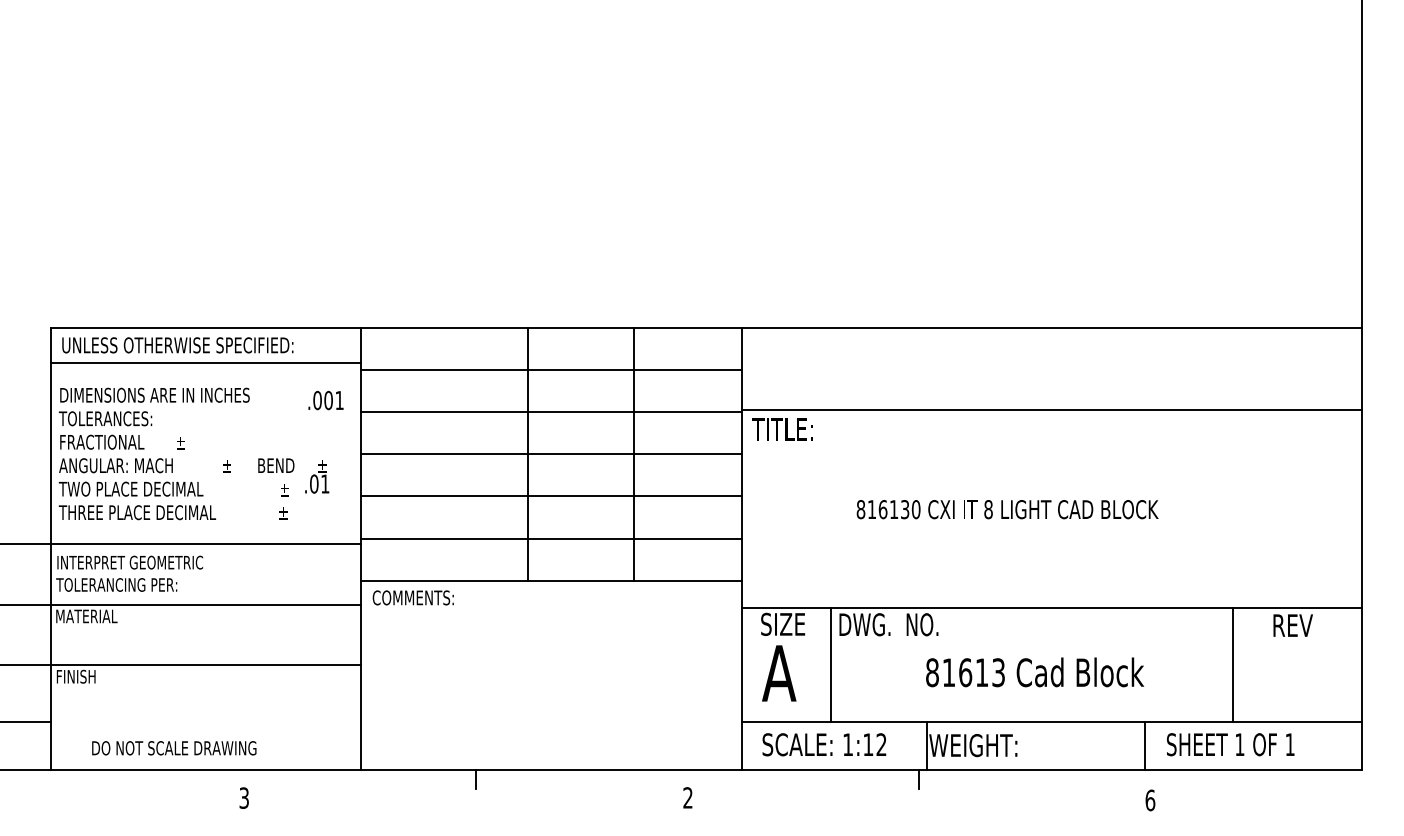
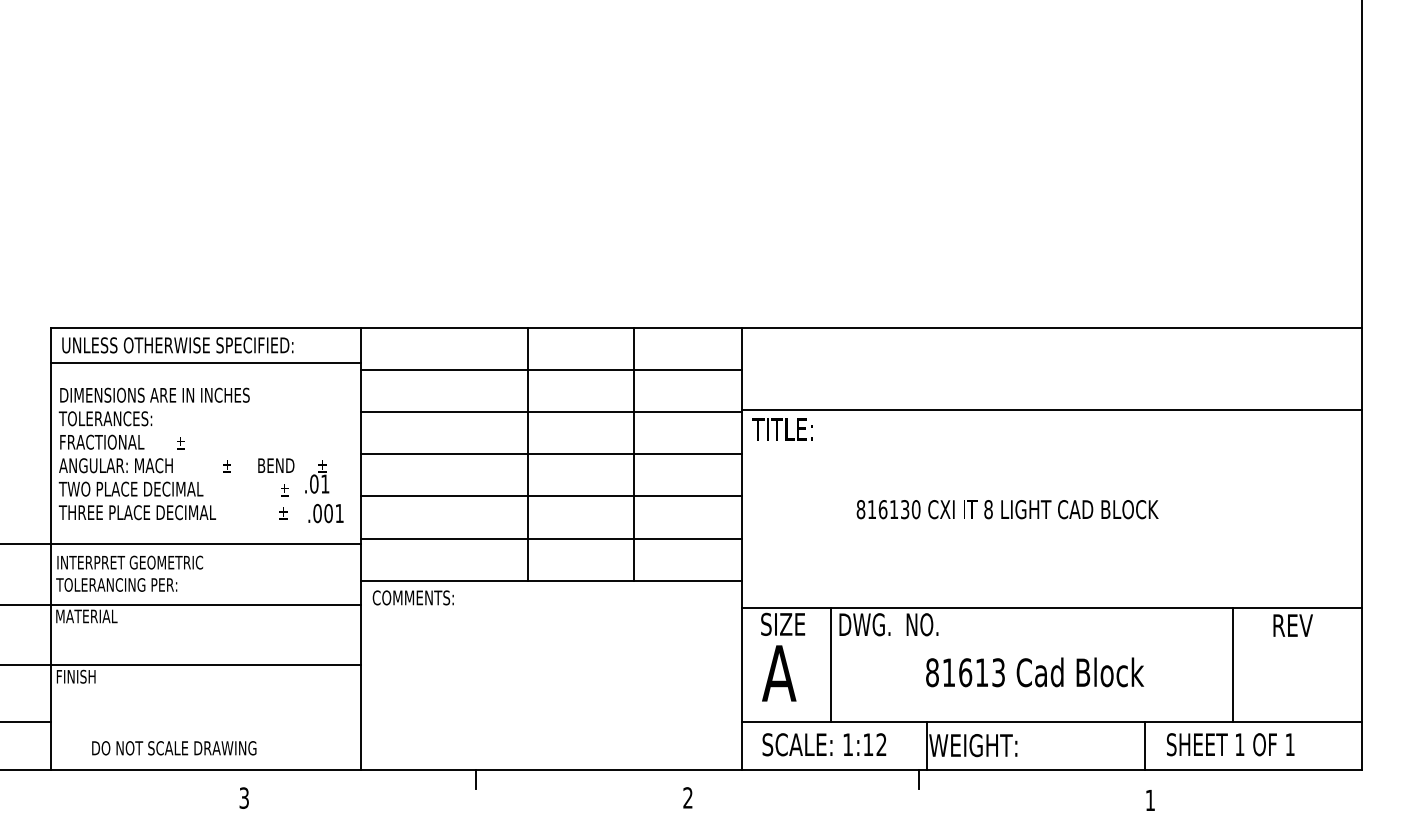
text position: (325, 400) -> (325, 513) (325, 513)
text: 6 -> 1 (1150, 800)
